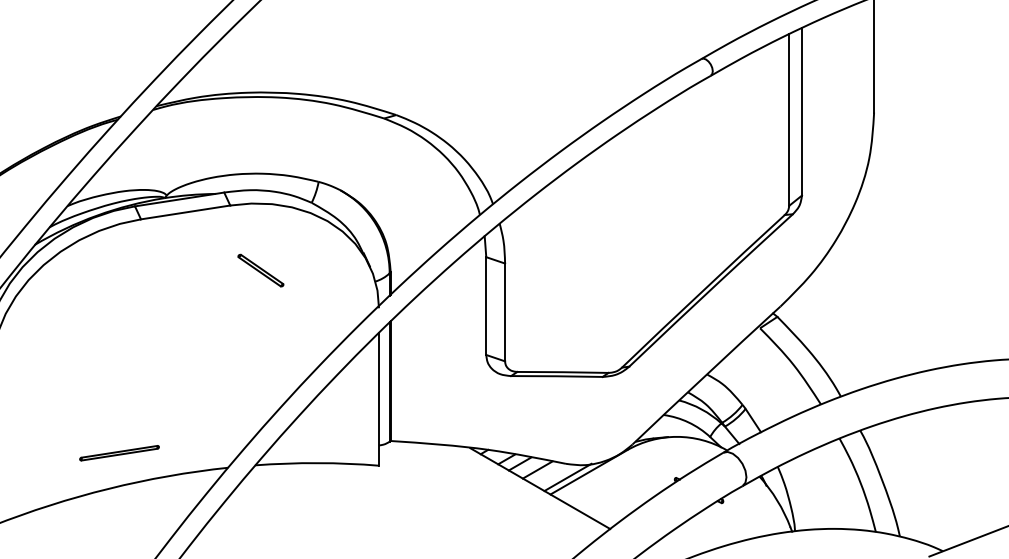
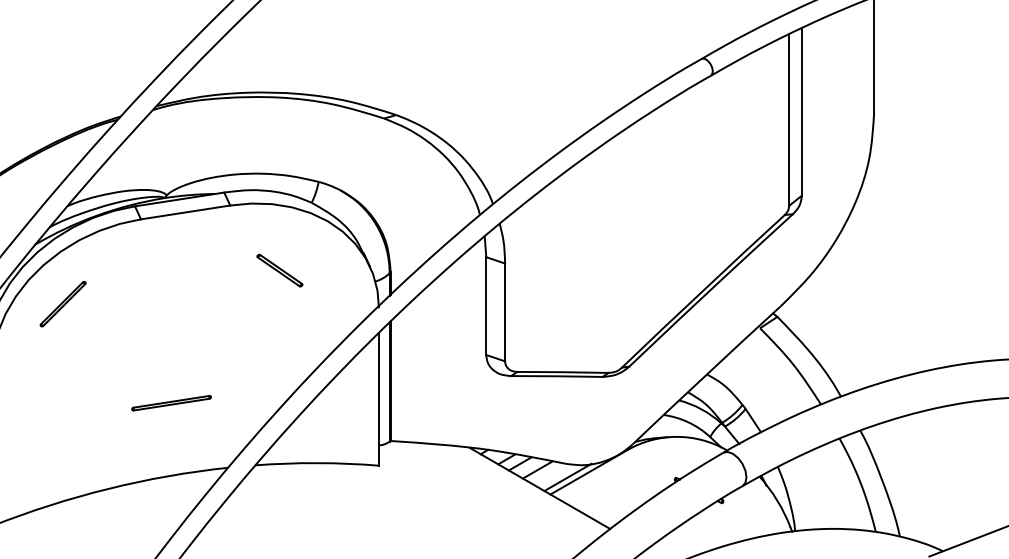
part position: (260, 270) -> (279, 270) (279, 270)
part: none -> present (62, 304)
part position: (119, 453) -> (171, 403) (171, 403)
